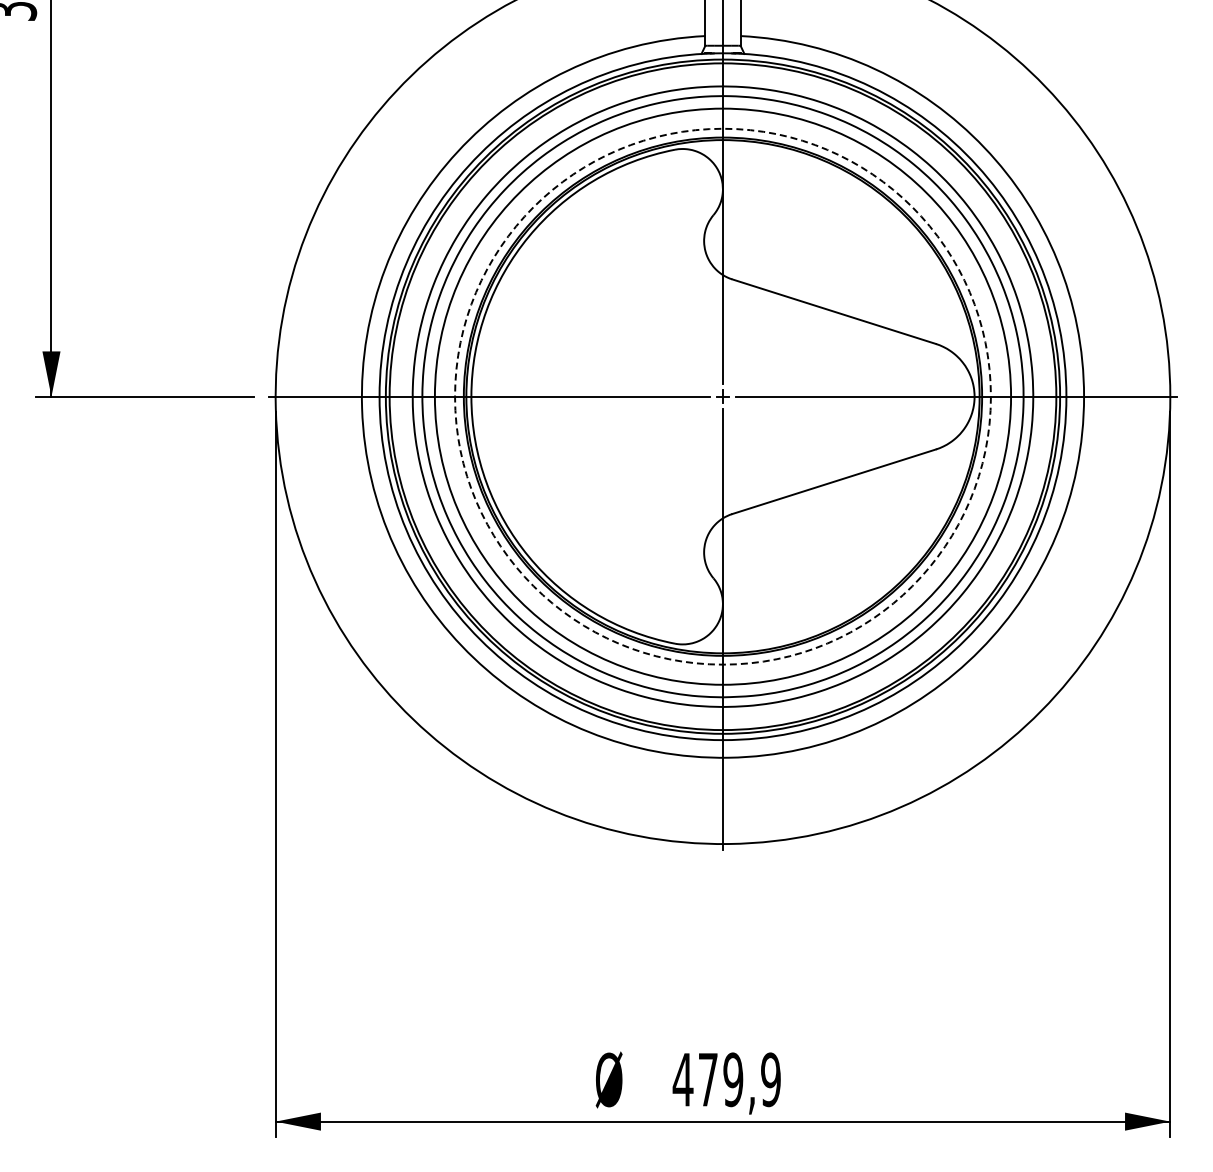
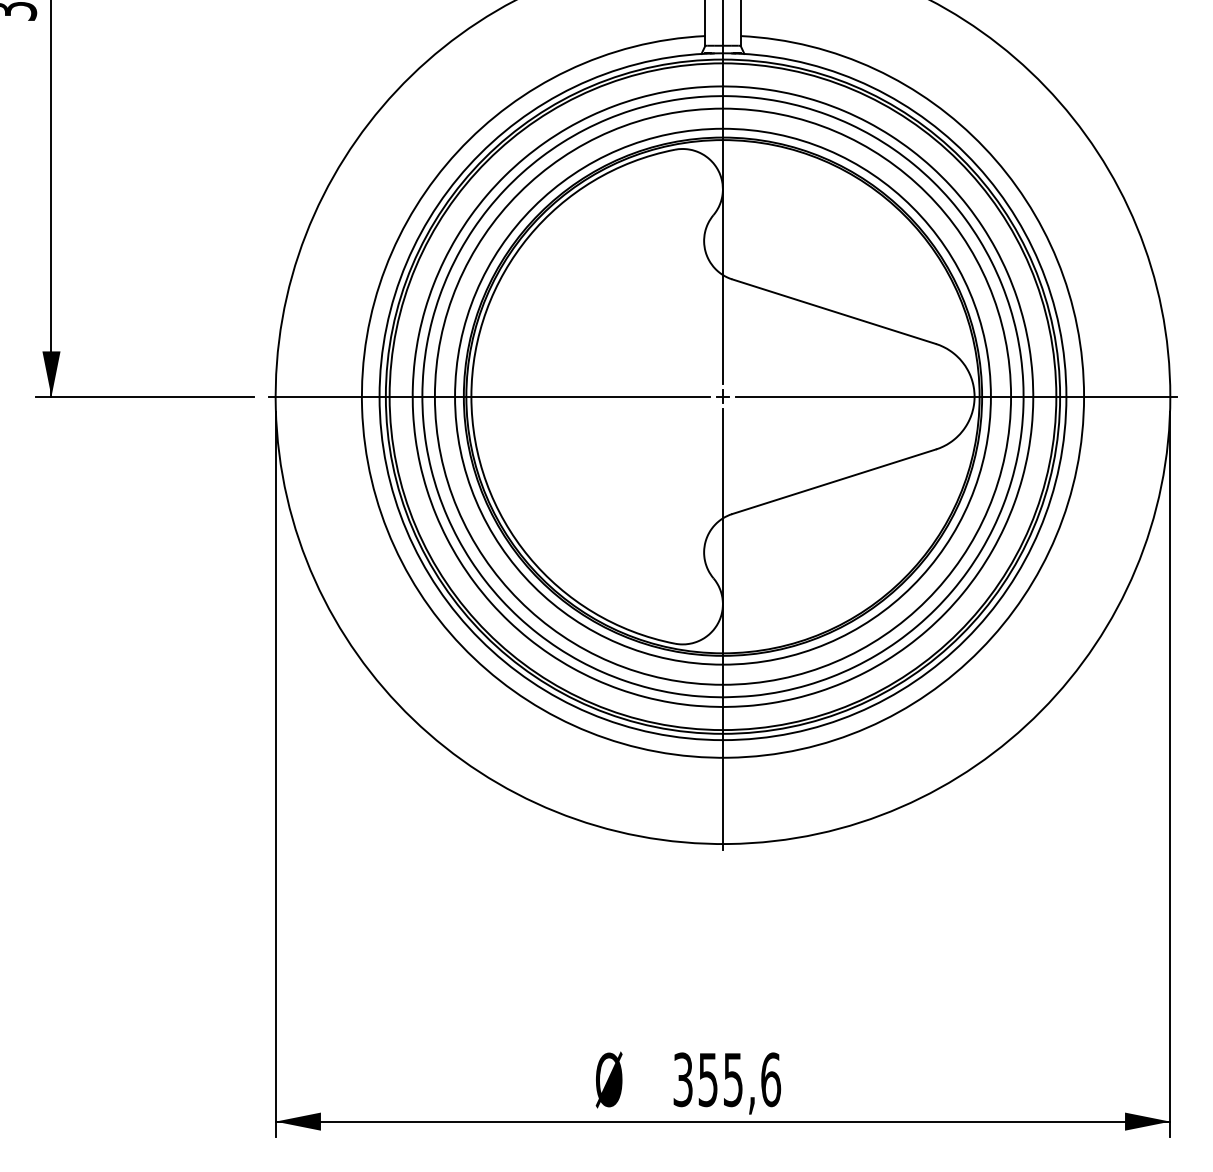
circle: dashed -> solid (722, 396)
text: 479,9 -> 355,6 (726, 1079)
